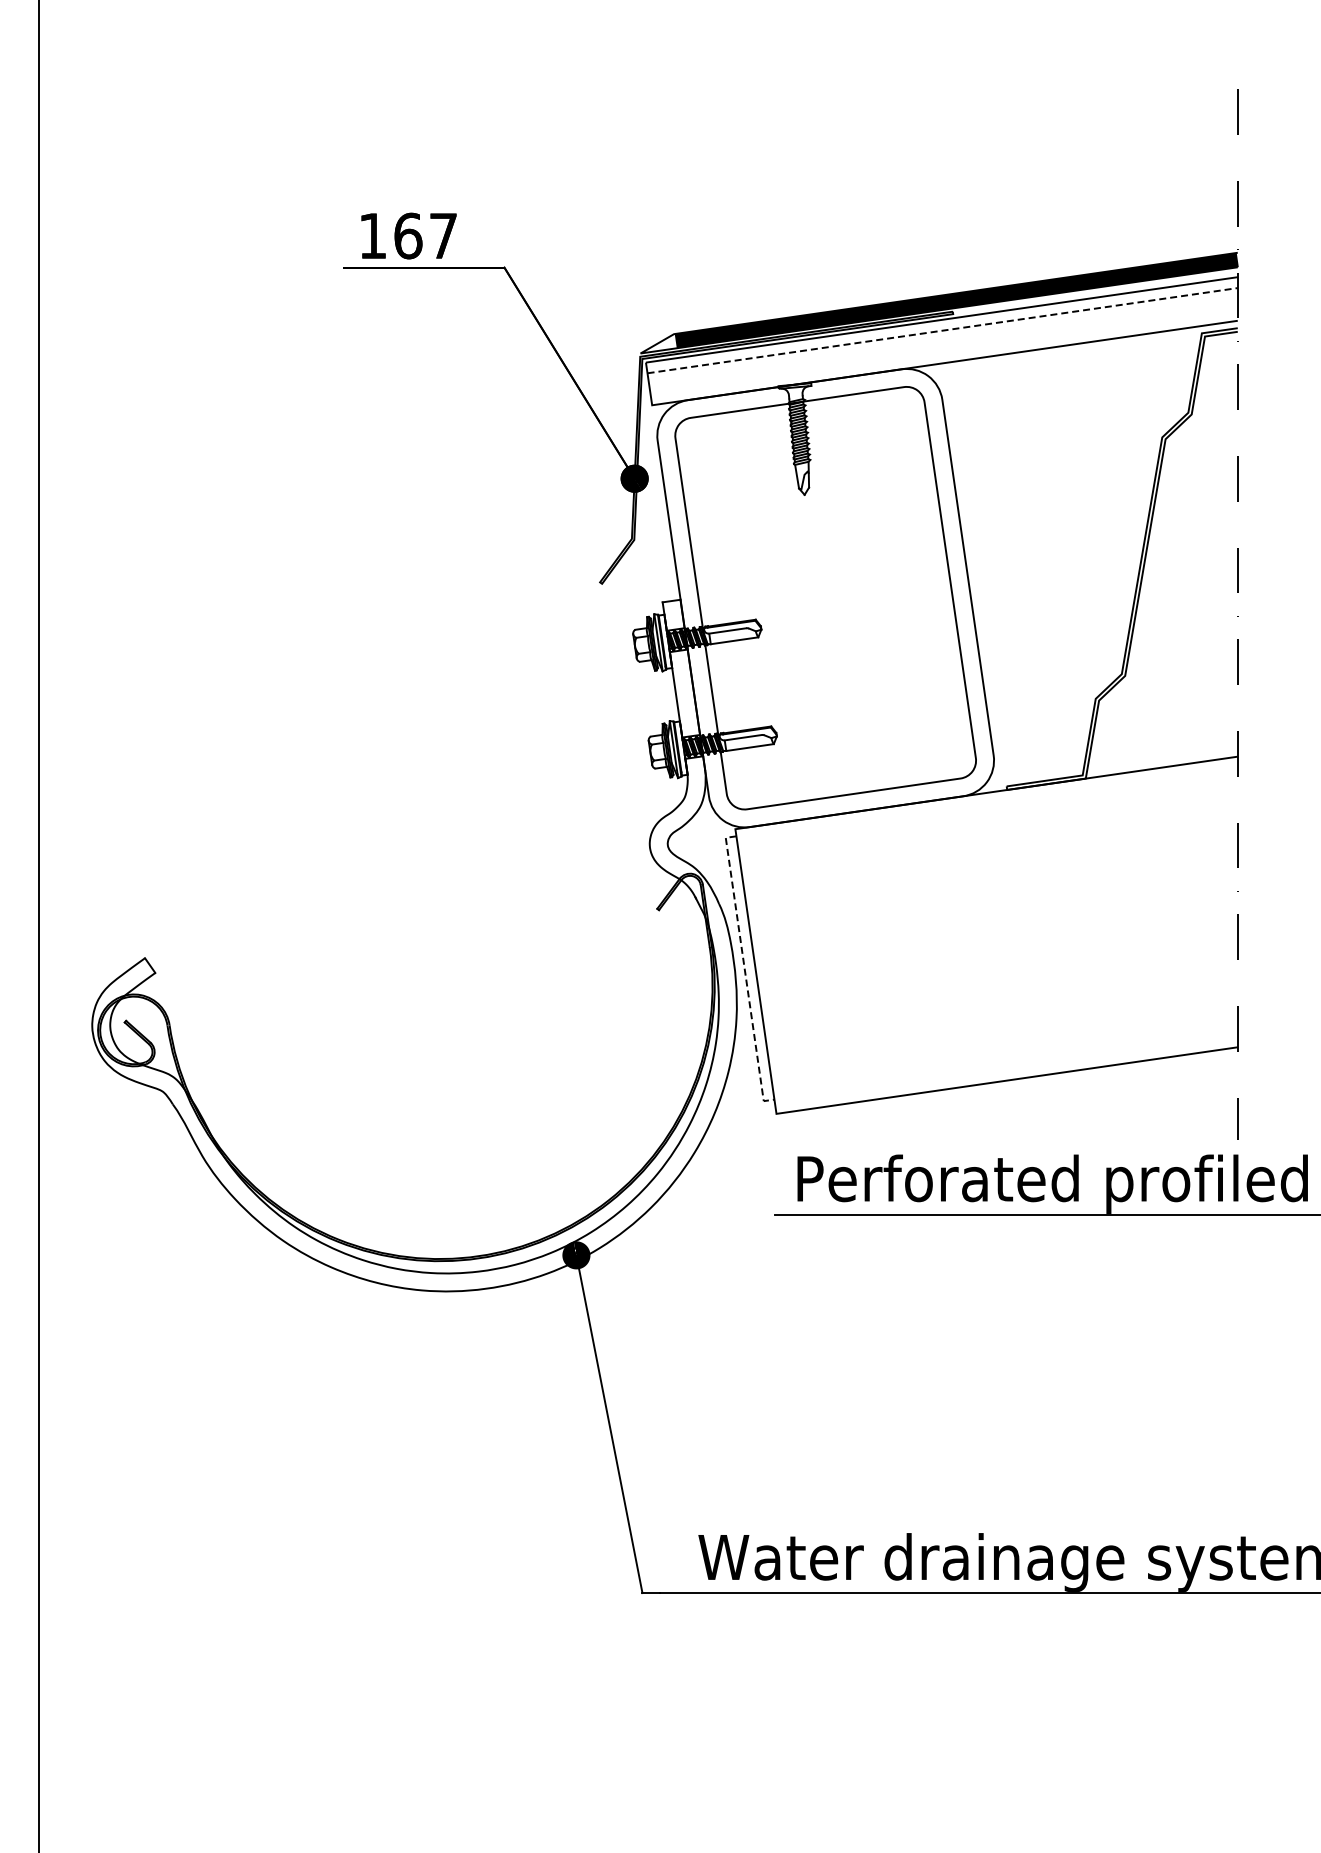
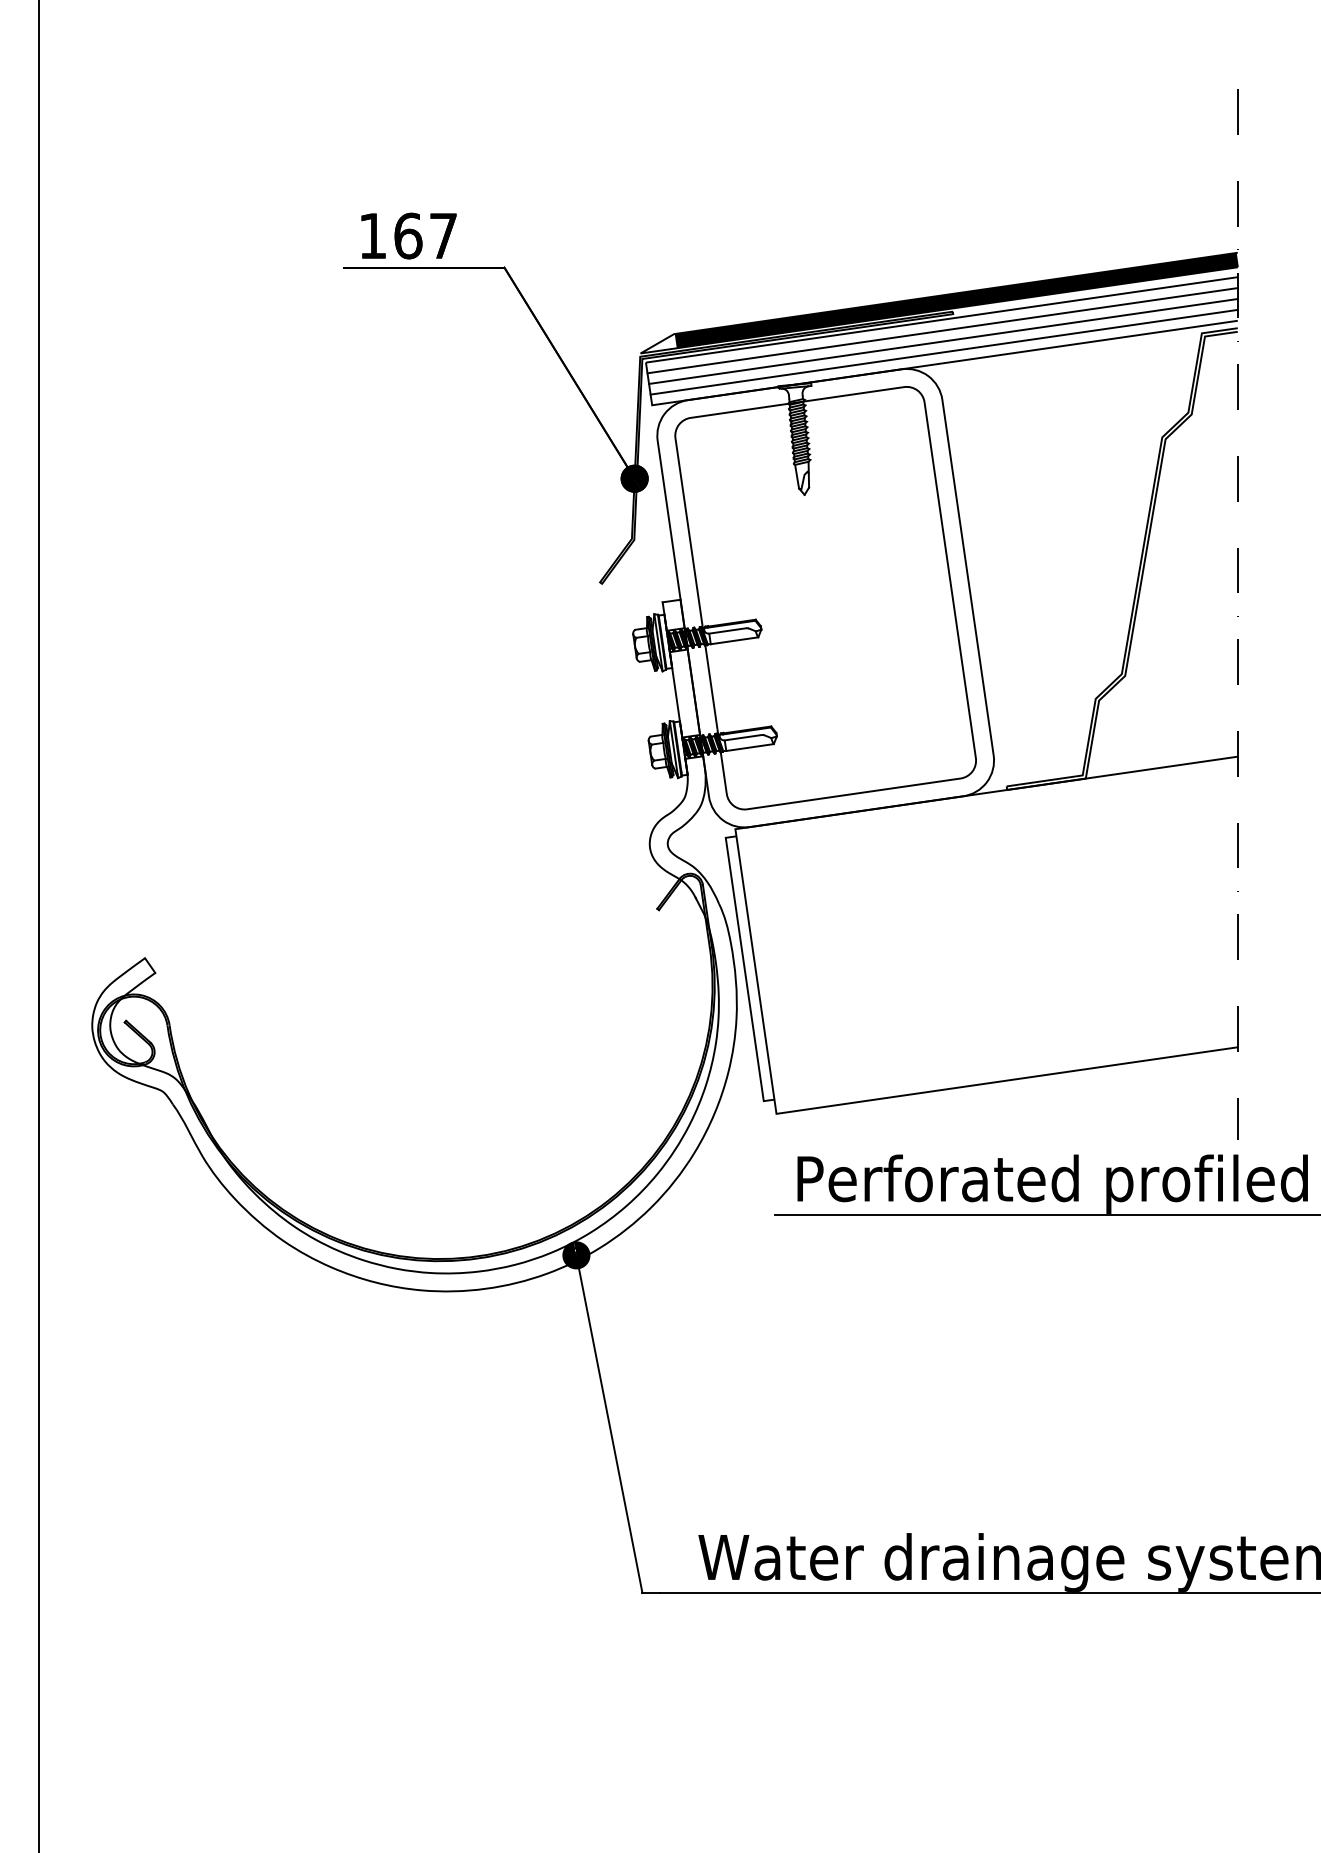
line: dashed -> solid (943, 330)
line: none -> present (943, 341)
line: none -> present (943, 351)
line: dashed -> solid (744, 969)
